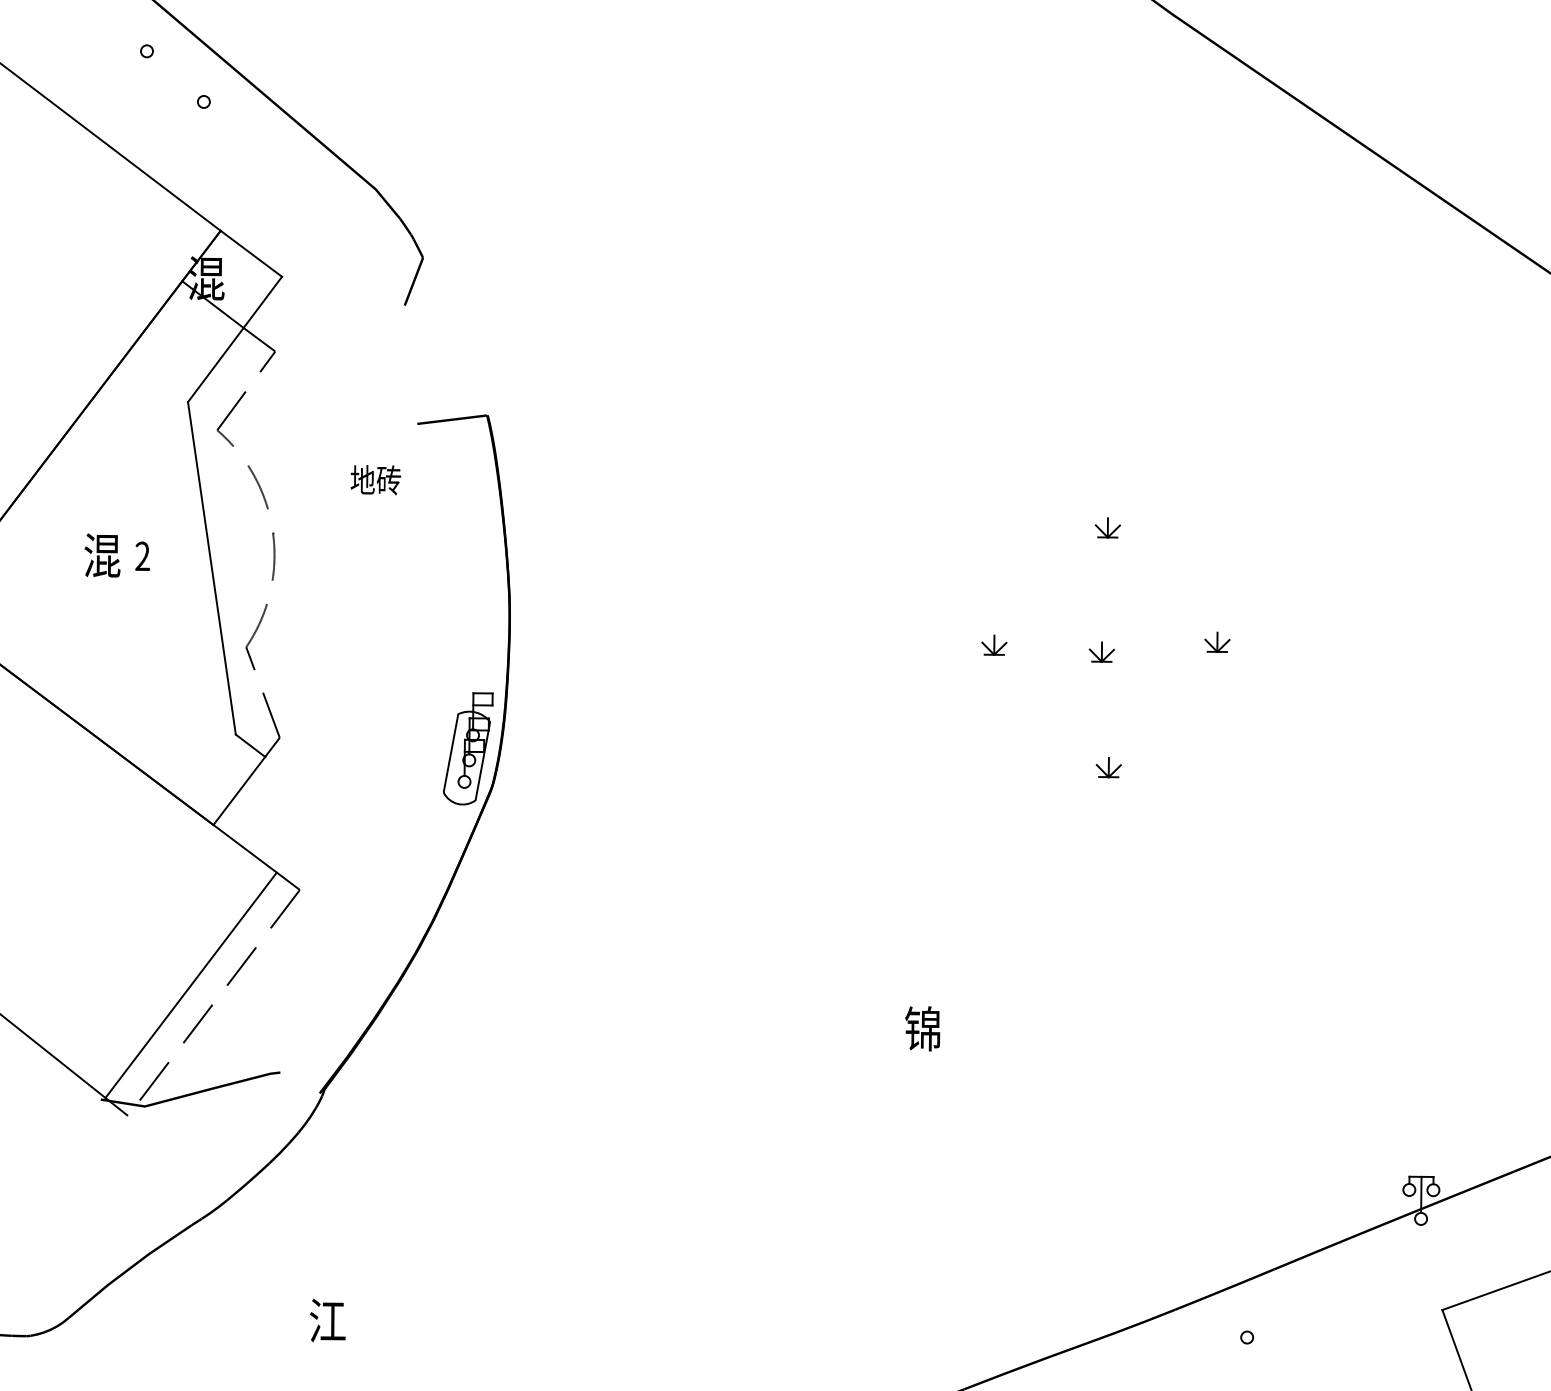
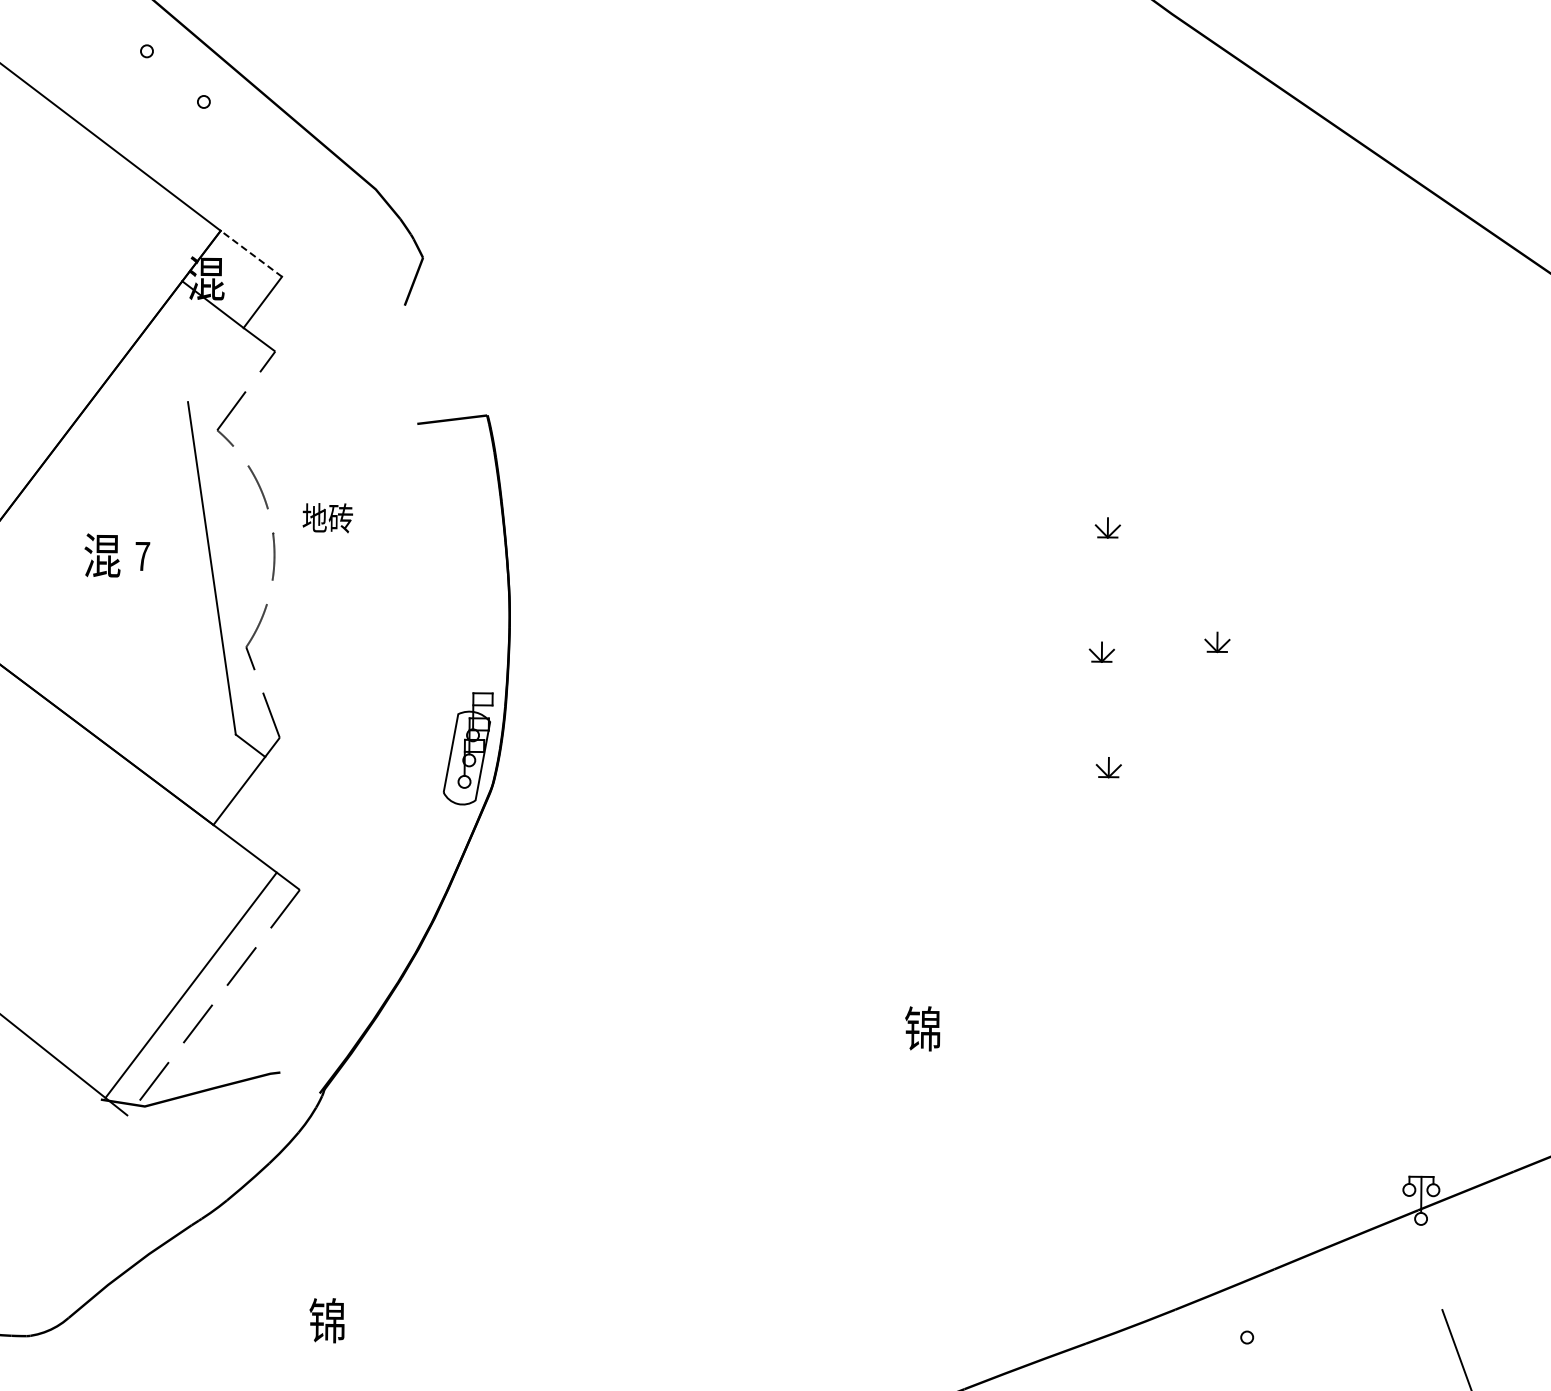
line: solid -> dashed (250, 253)
line: present -> none (215, 365)
text position: (375, 480) -> (327, 518) (327, 518)
text: 2 -> 7 (142, 555)
part: present -> none (994, 644)
line: present -> none (1494, 1291)
text: 江 -> 锦 (327, 1320)
